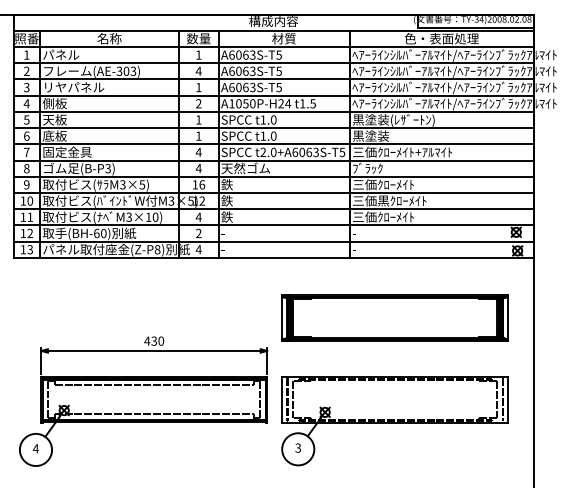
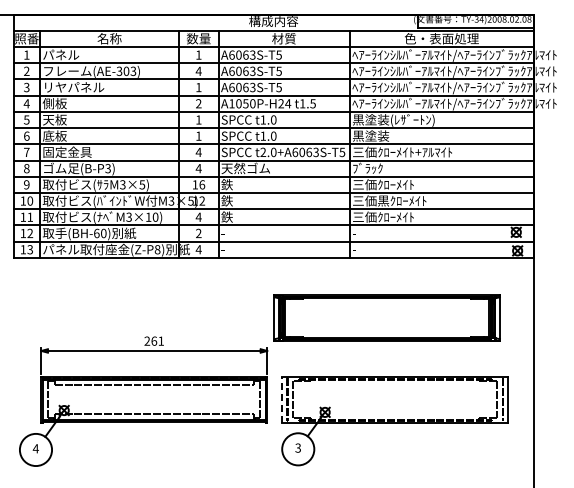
part position: (394, 317) -> (386, 317) (386, 317)
text: 430 -> 261 (154, 340)
line: solid -> dashed (282, 399)
